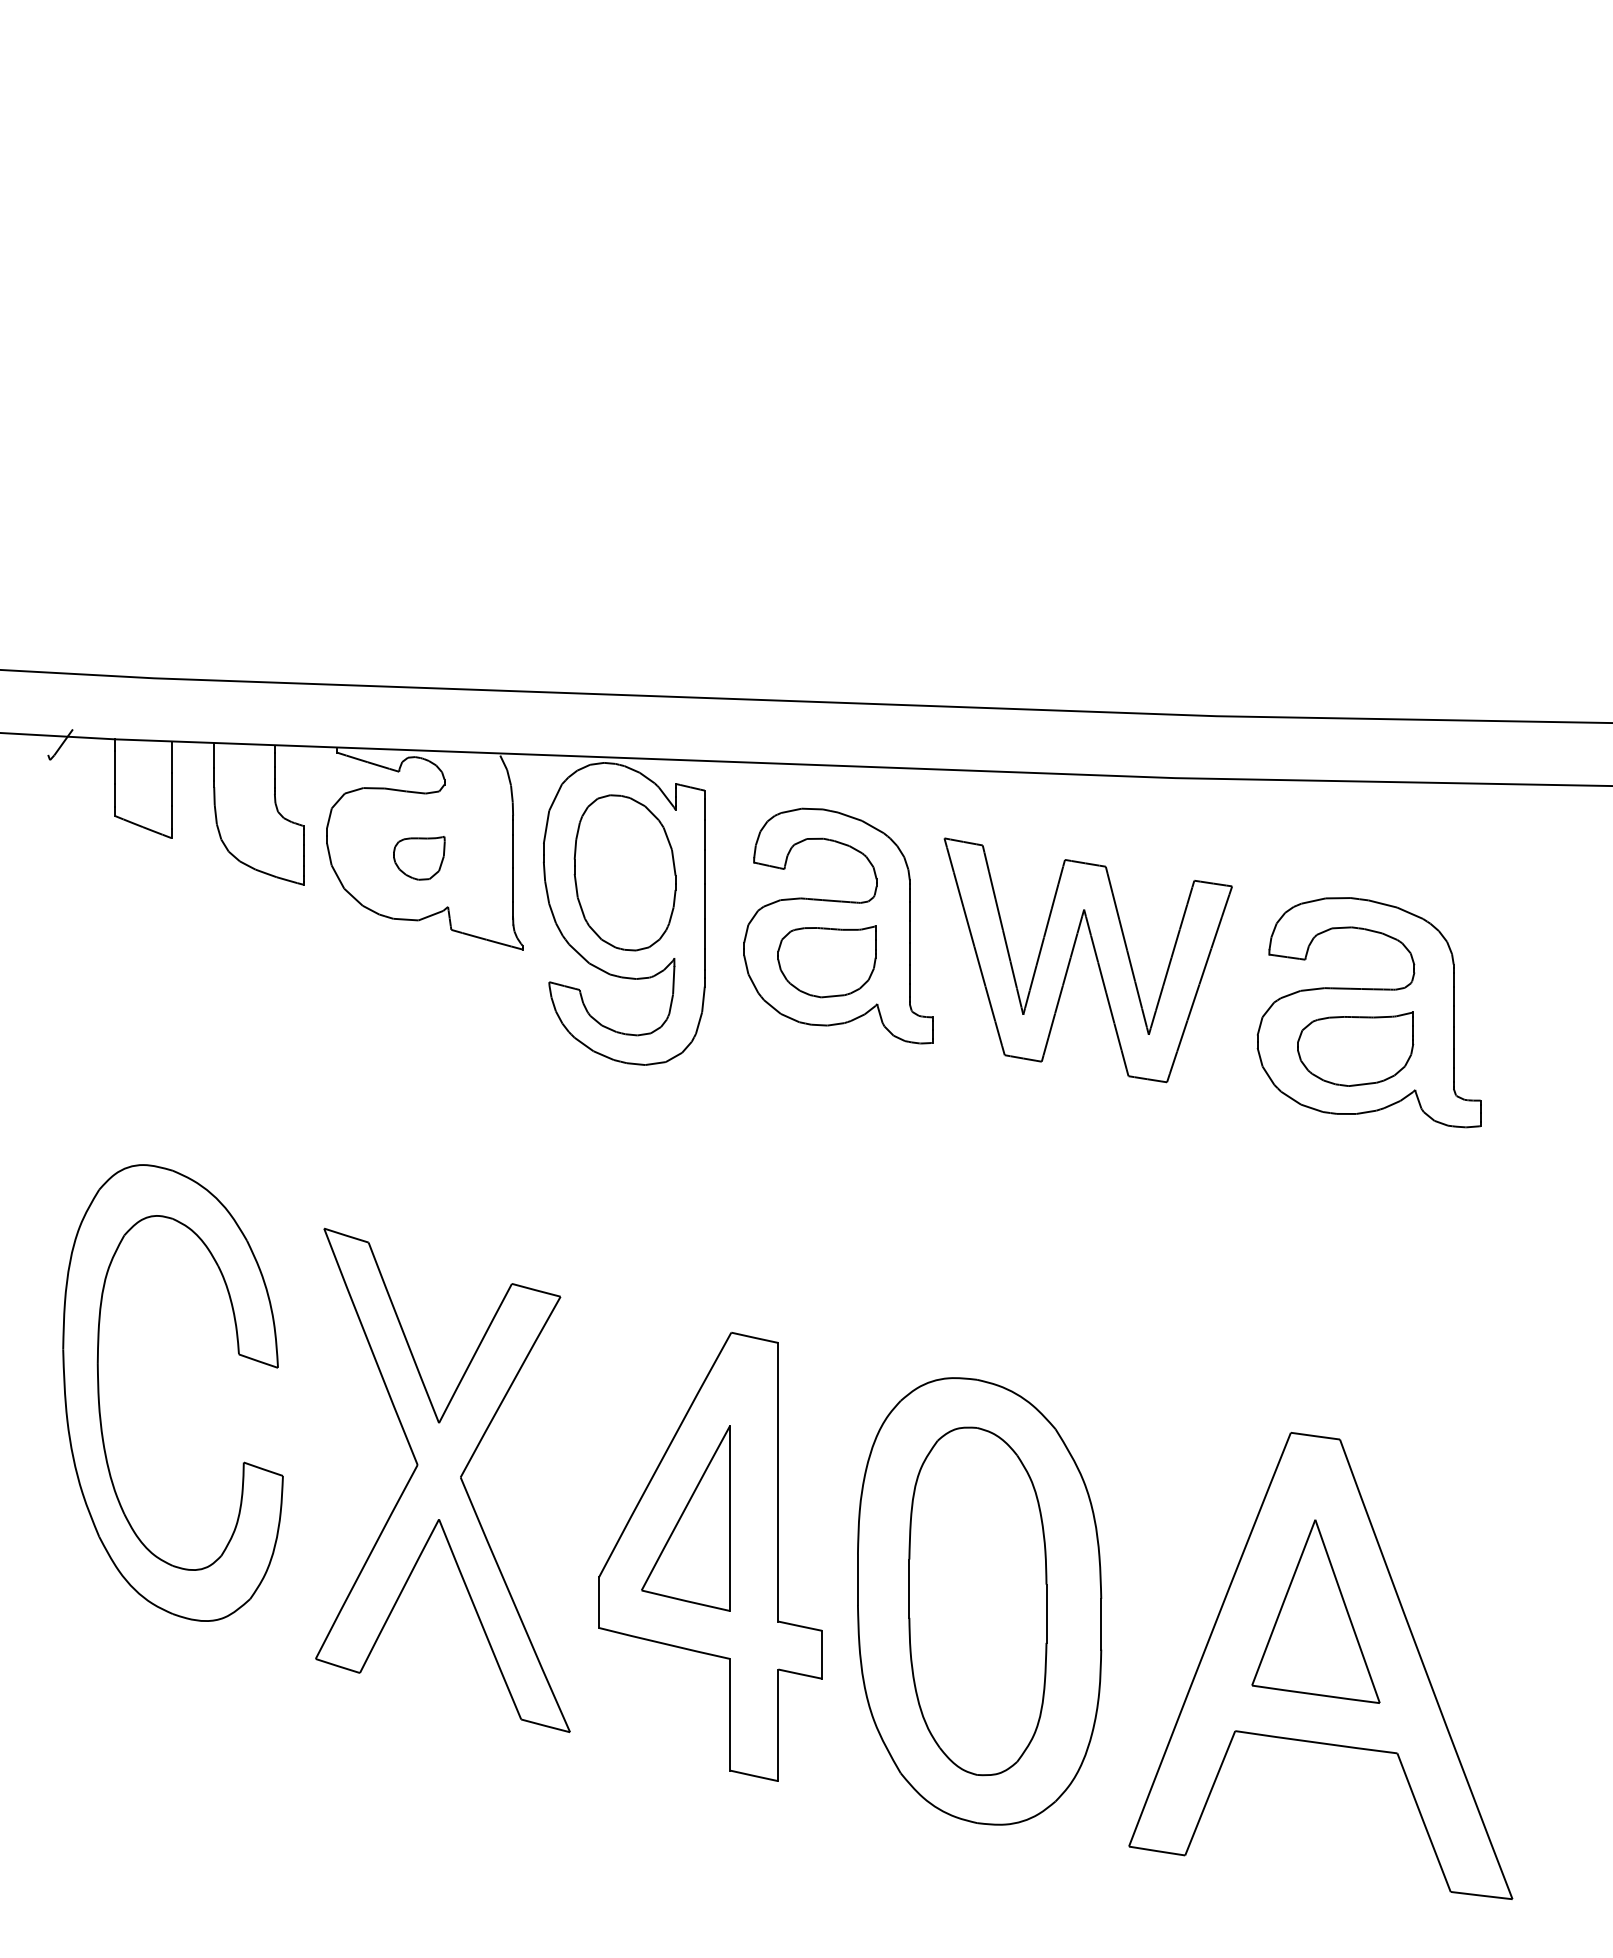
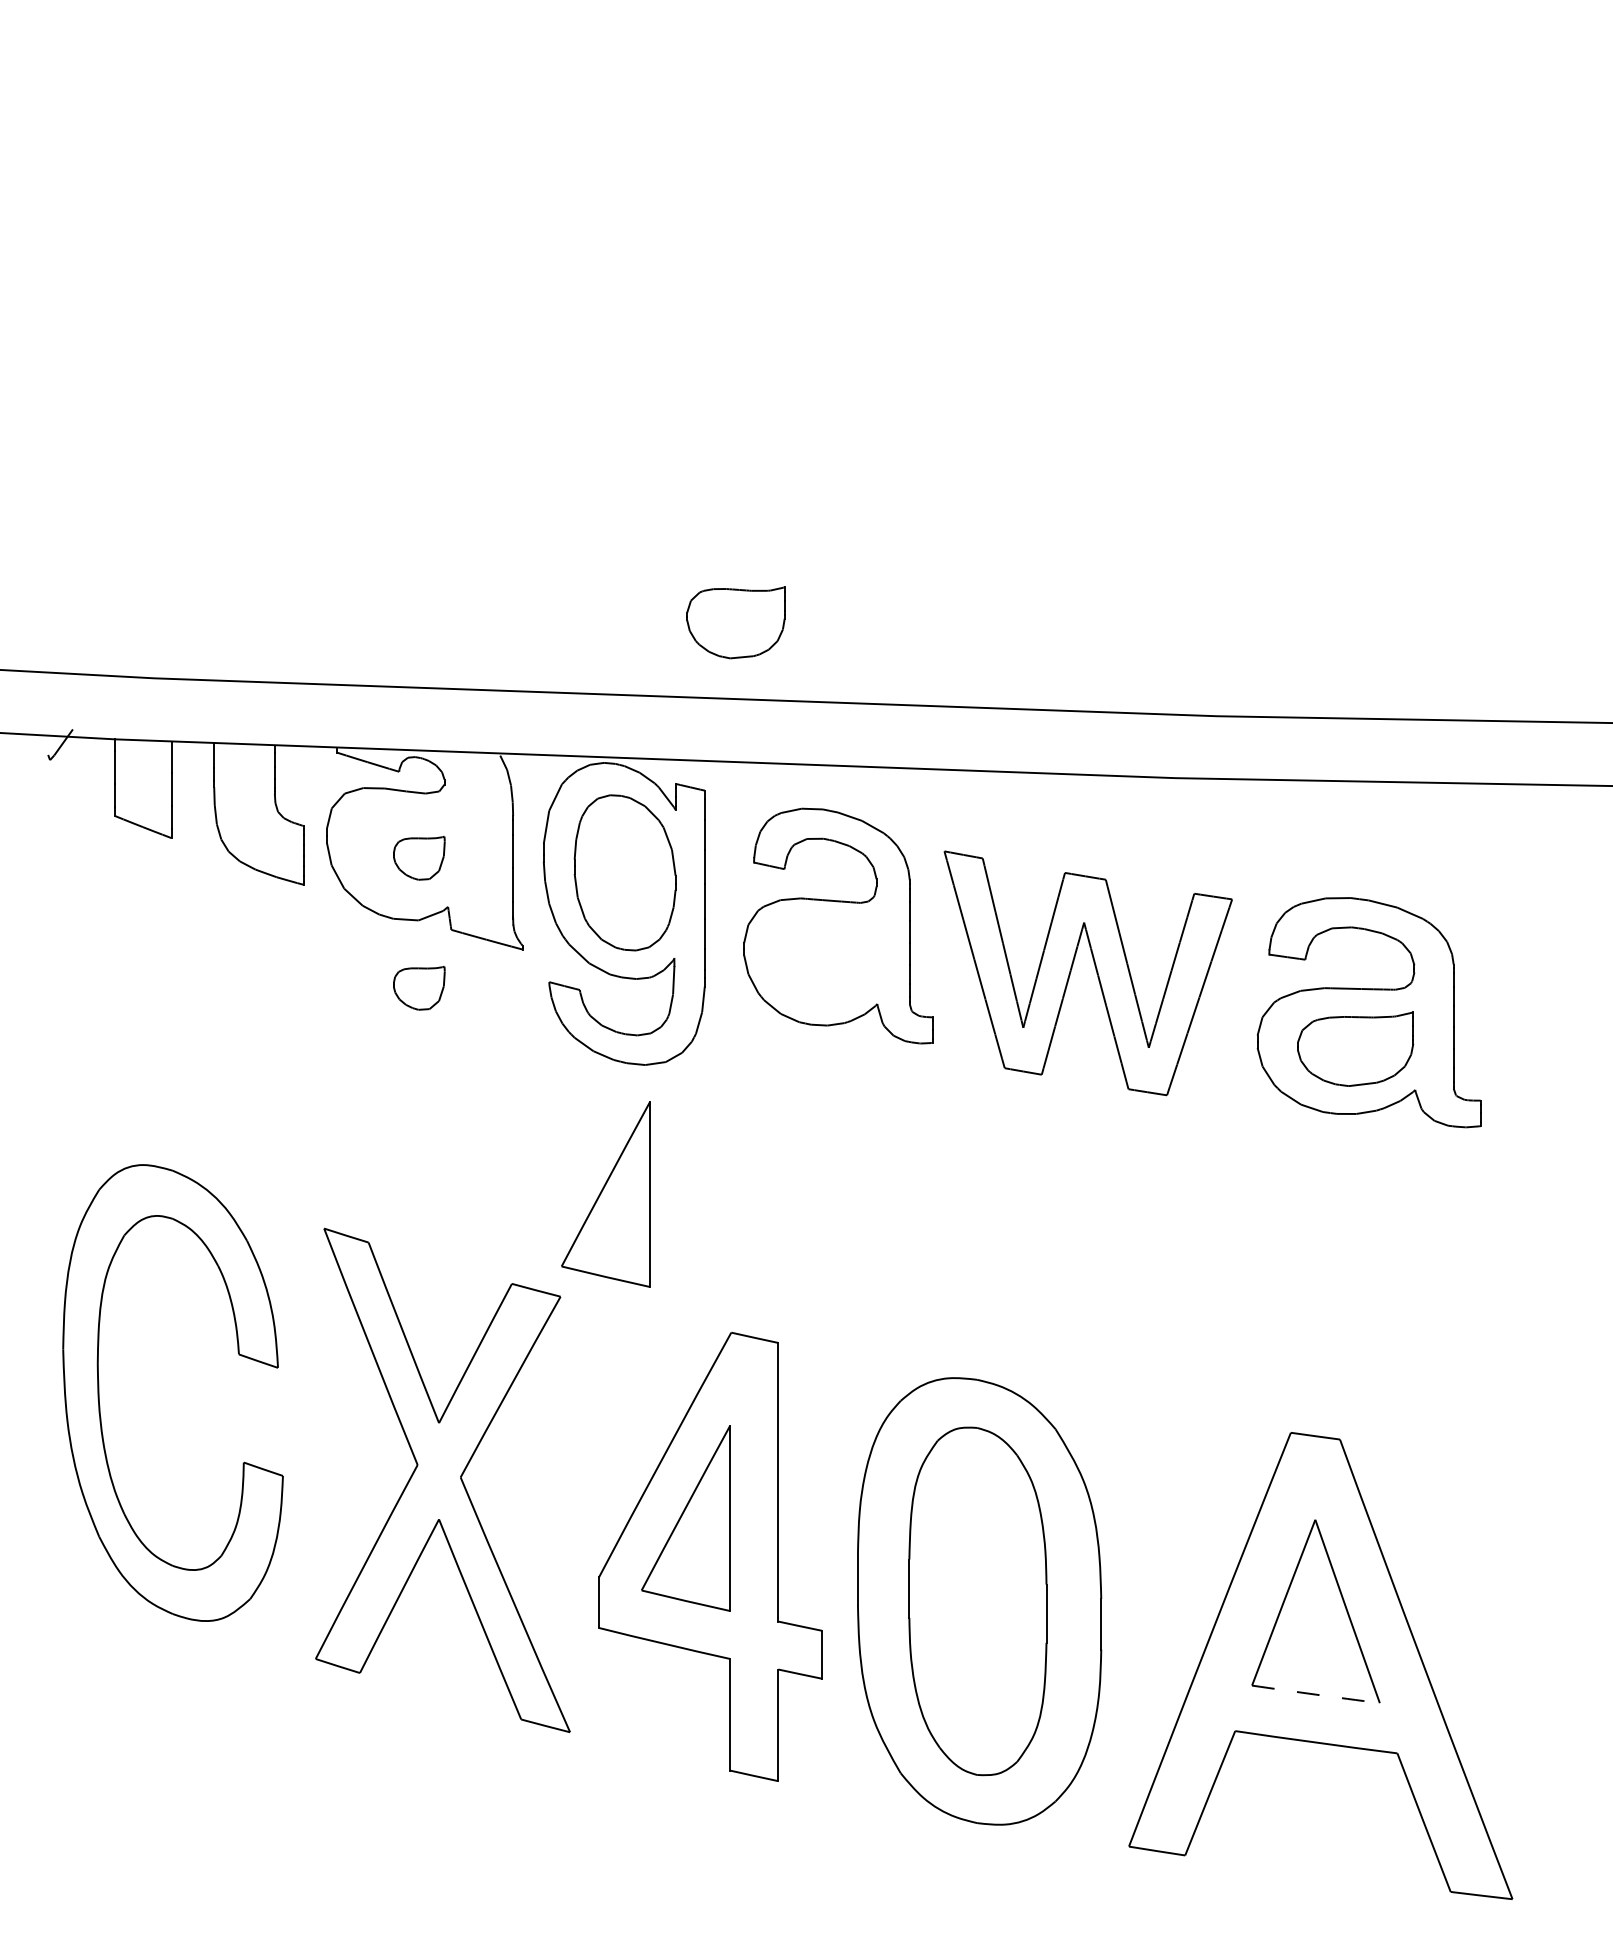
part position: (1095, 957) -> (1095, 970) (1095, 970)
part position: (826, 961) -> (735, 622) (735, 622)
part: none -> present (419, 988)
part: none -> present (605, 1194)
arc: solid -> dashed (1315, 1694)
